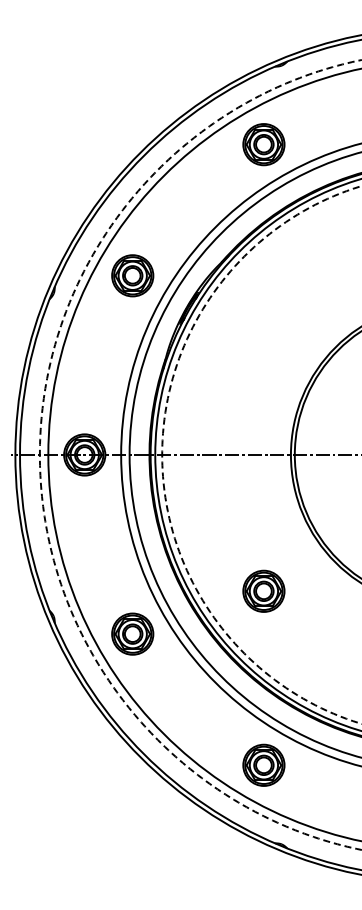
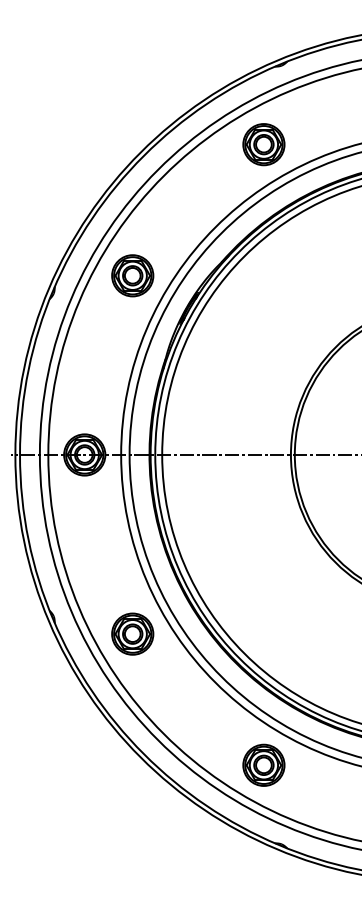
circle: dashed -> solid (200, 454)
circle: dashed -> solid (261, 454)
part: present -> none (263, 590)
